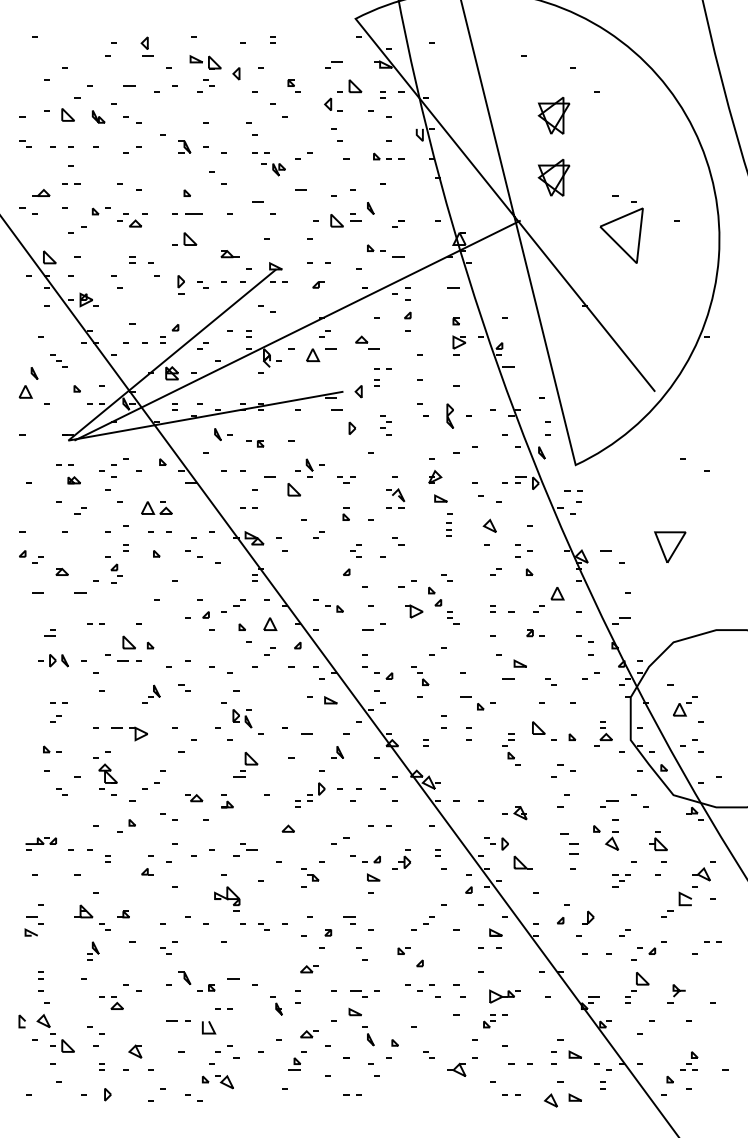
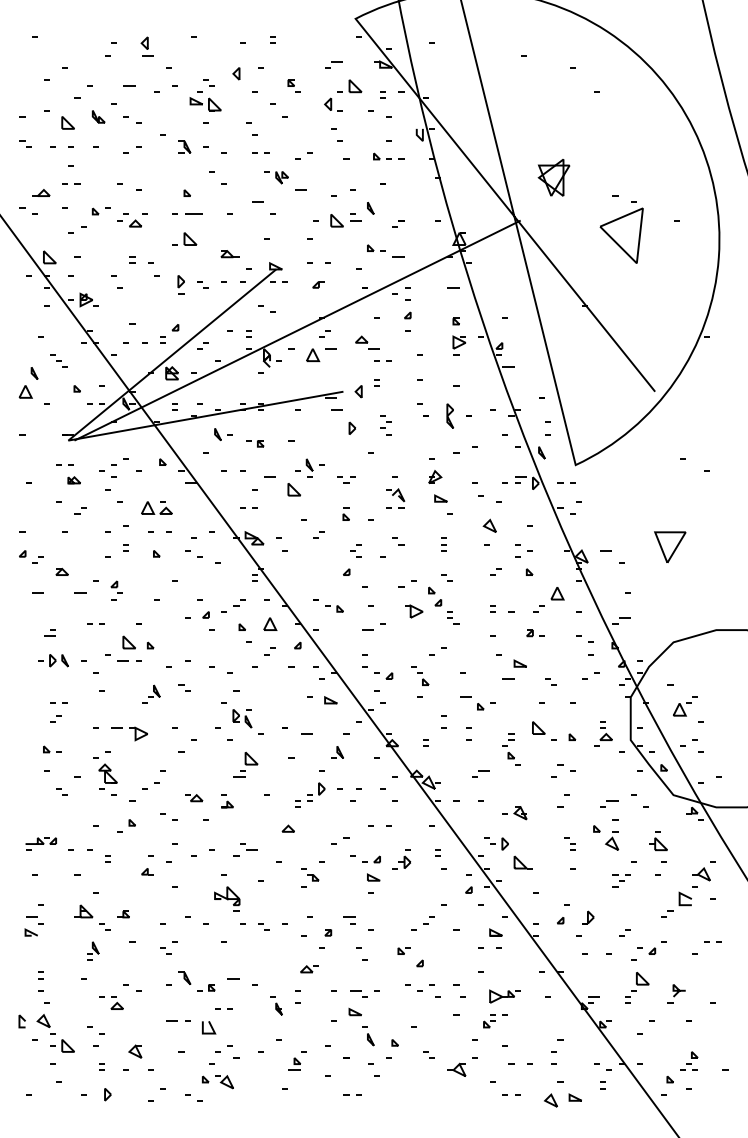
part position: (205, 62) -> (205, 104) (205, 104)
part position: (67, 114) -> (67, 122) (67, 122)
part: present -> none (553, 115)
part position: (273, 169) -> (276, 177) (276, 177)
line position: (379, 368) -> (379, 360) (379, 360)
line position: (570, 490) -> (563, 482) (563, 482)
part position: (448, 529) -> (443, 544) (443, 544)
part position: (116, 573) -> (116, 590) (116, 590)
part: none -> present (480, 773)
part size: 19x22 px -> 12x14 px (569, 843)
part: present -> none (309, 1034)
part: present -> none (574, 1054)
